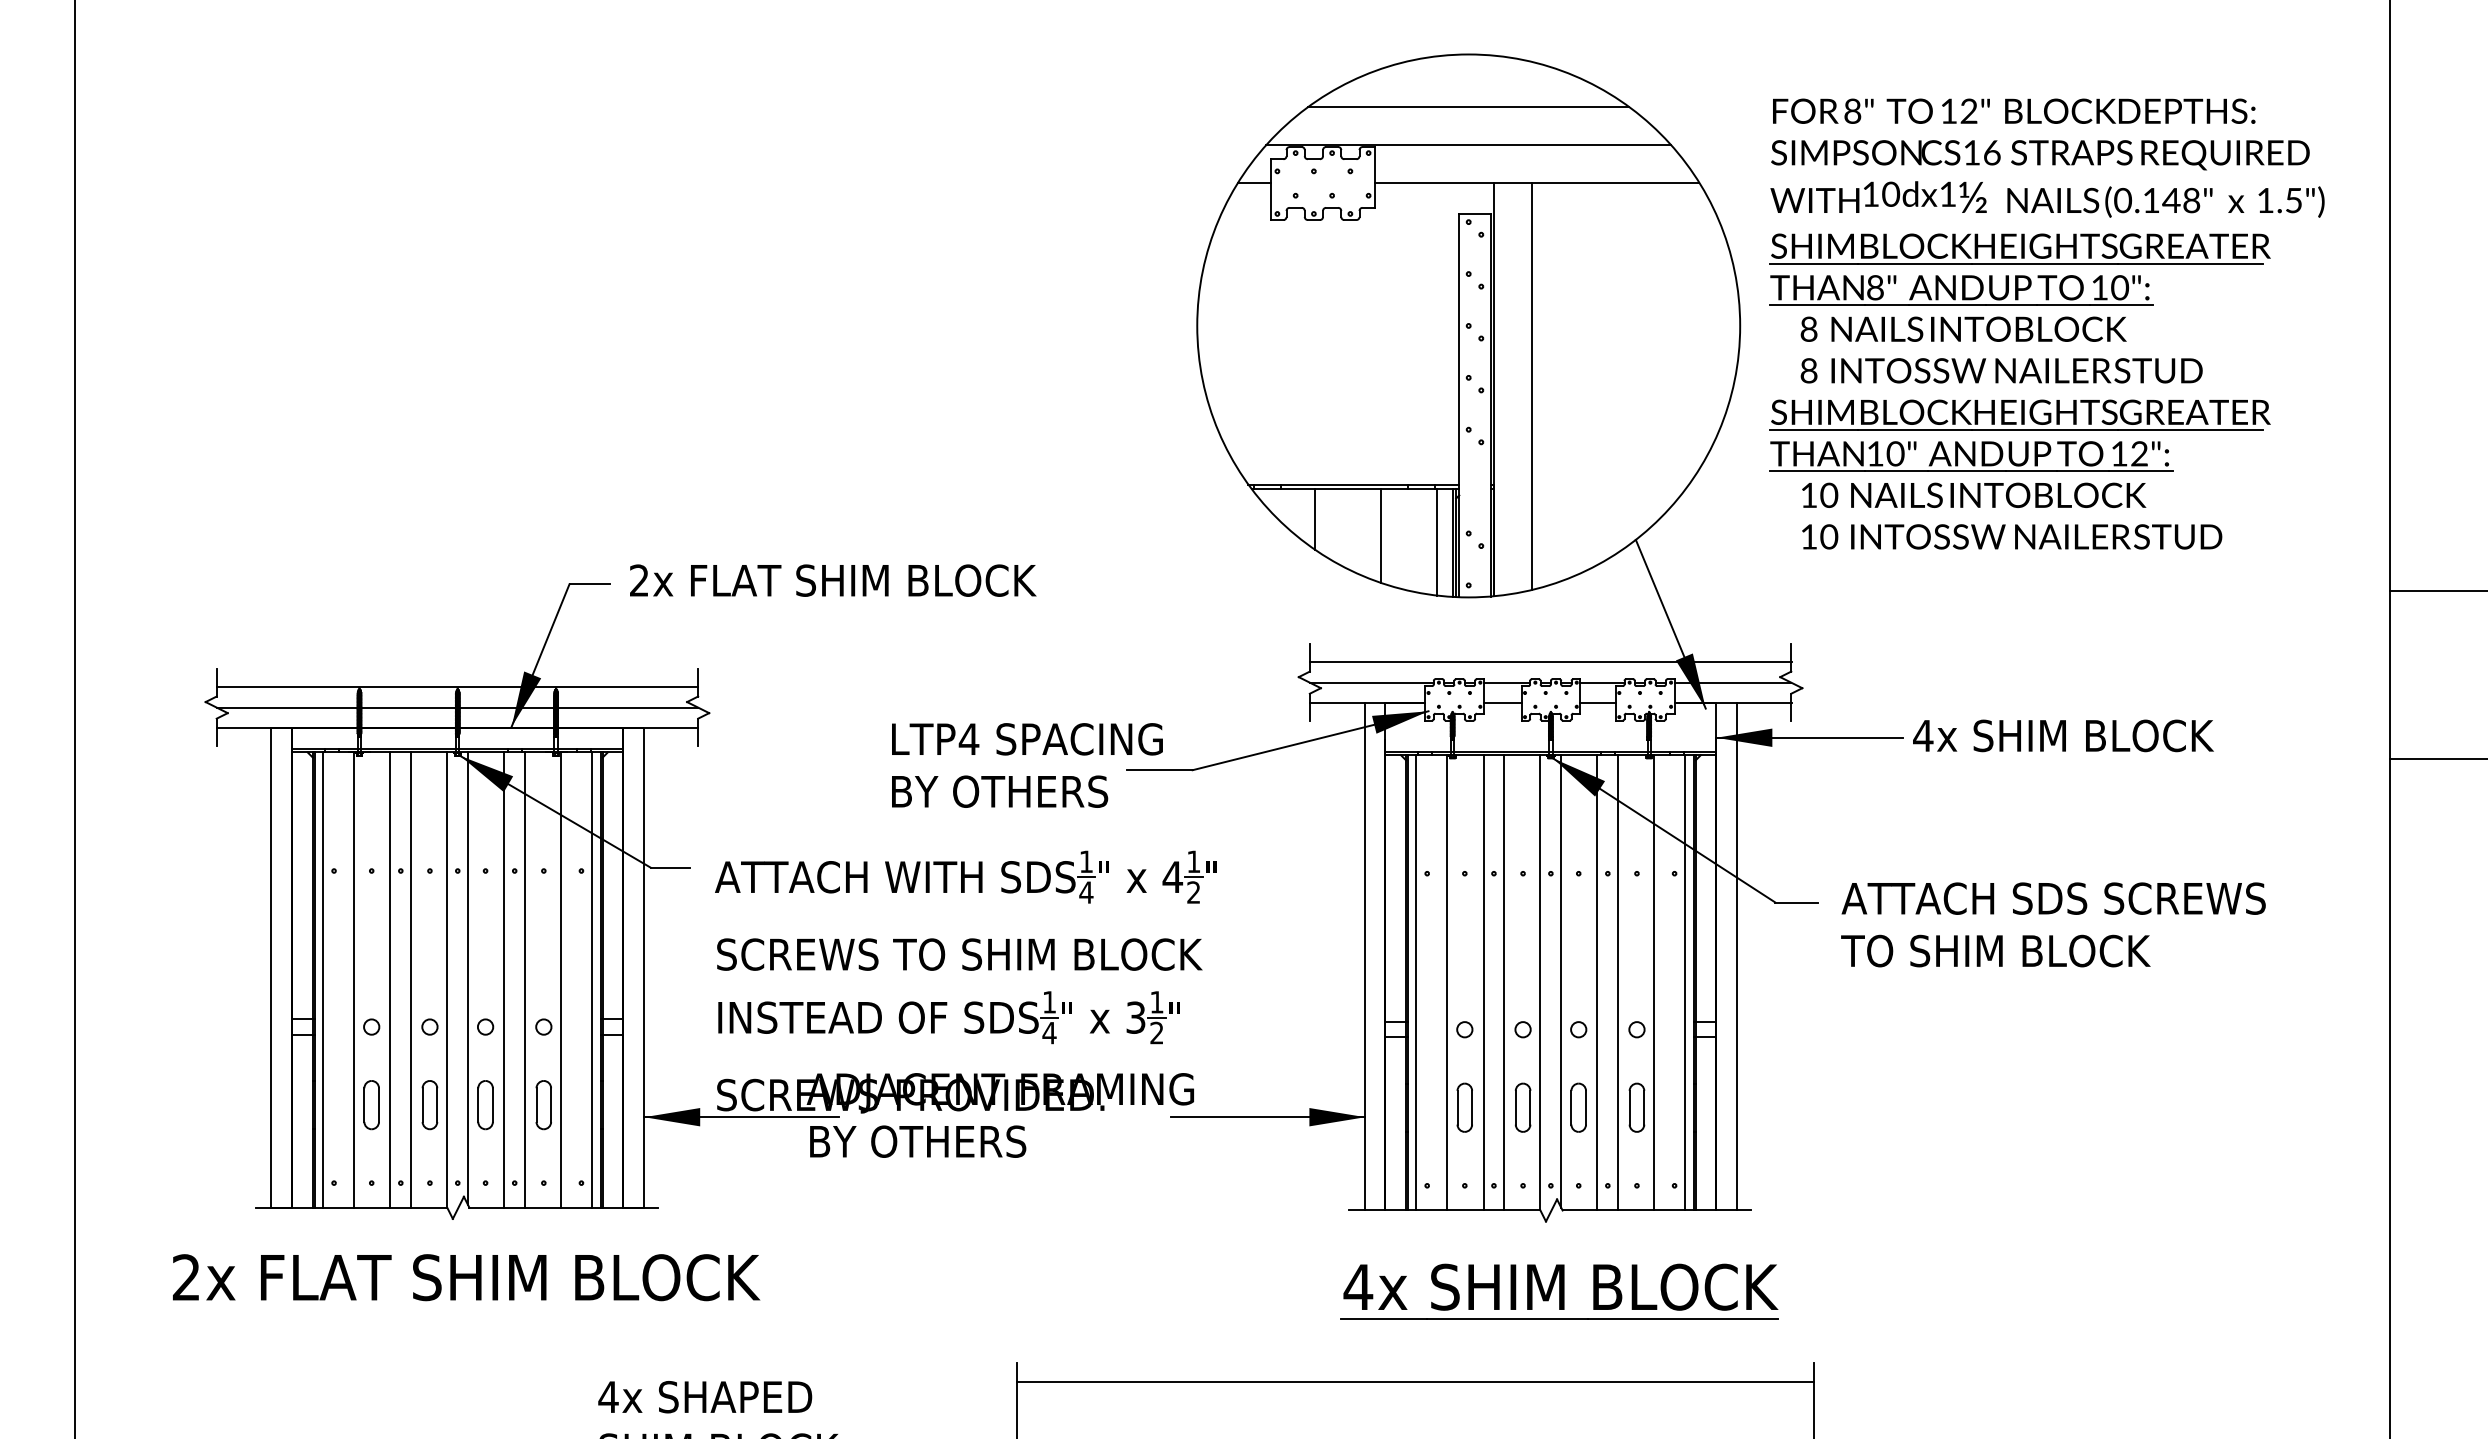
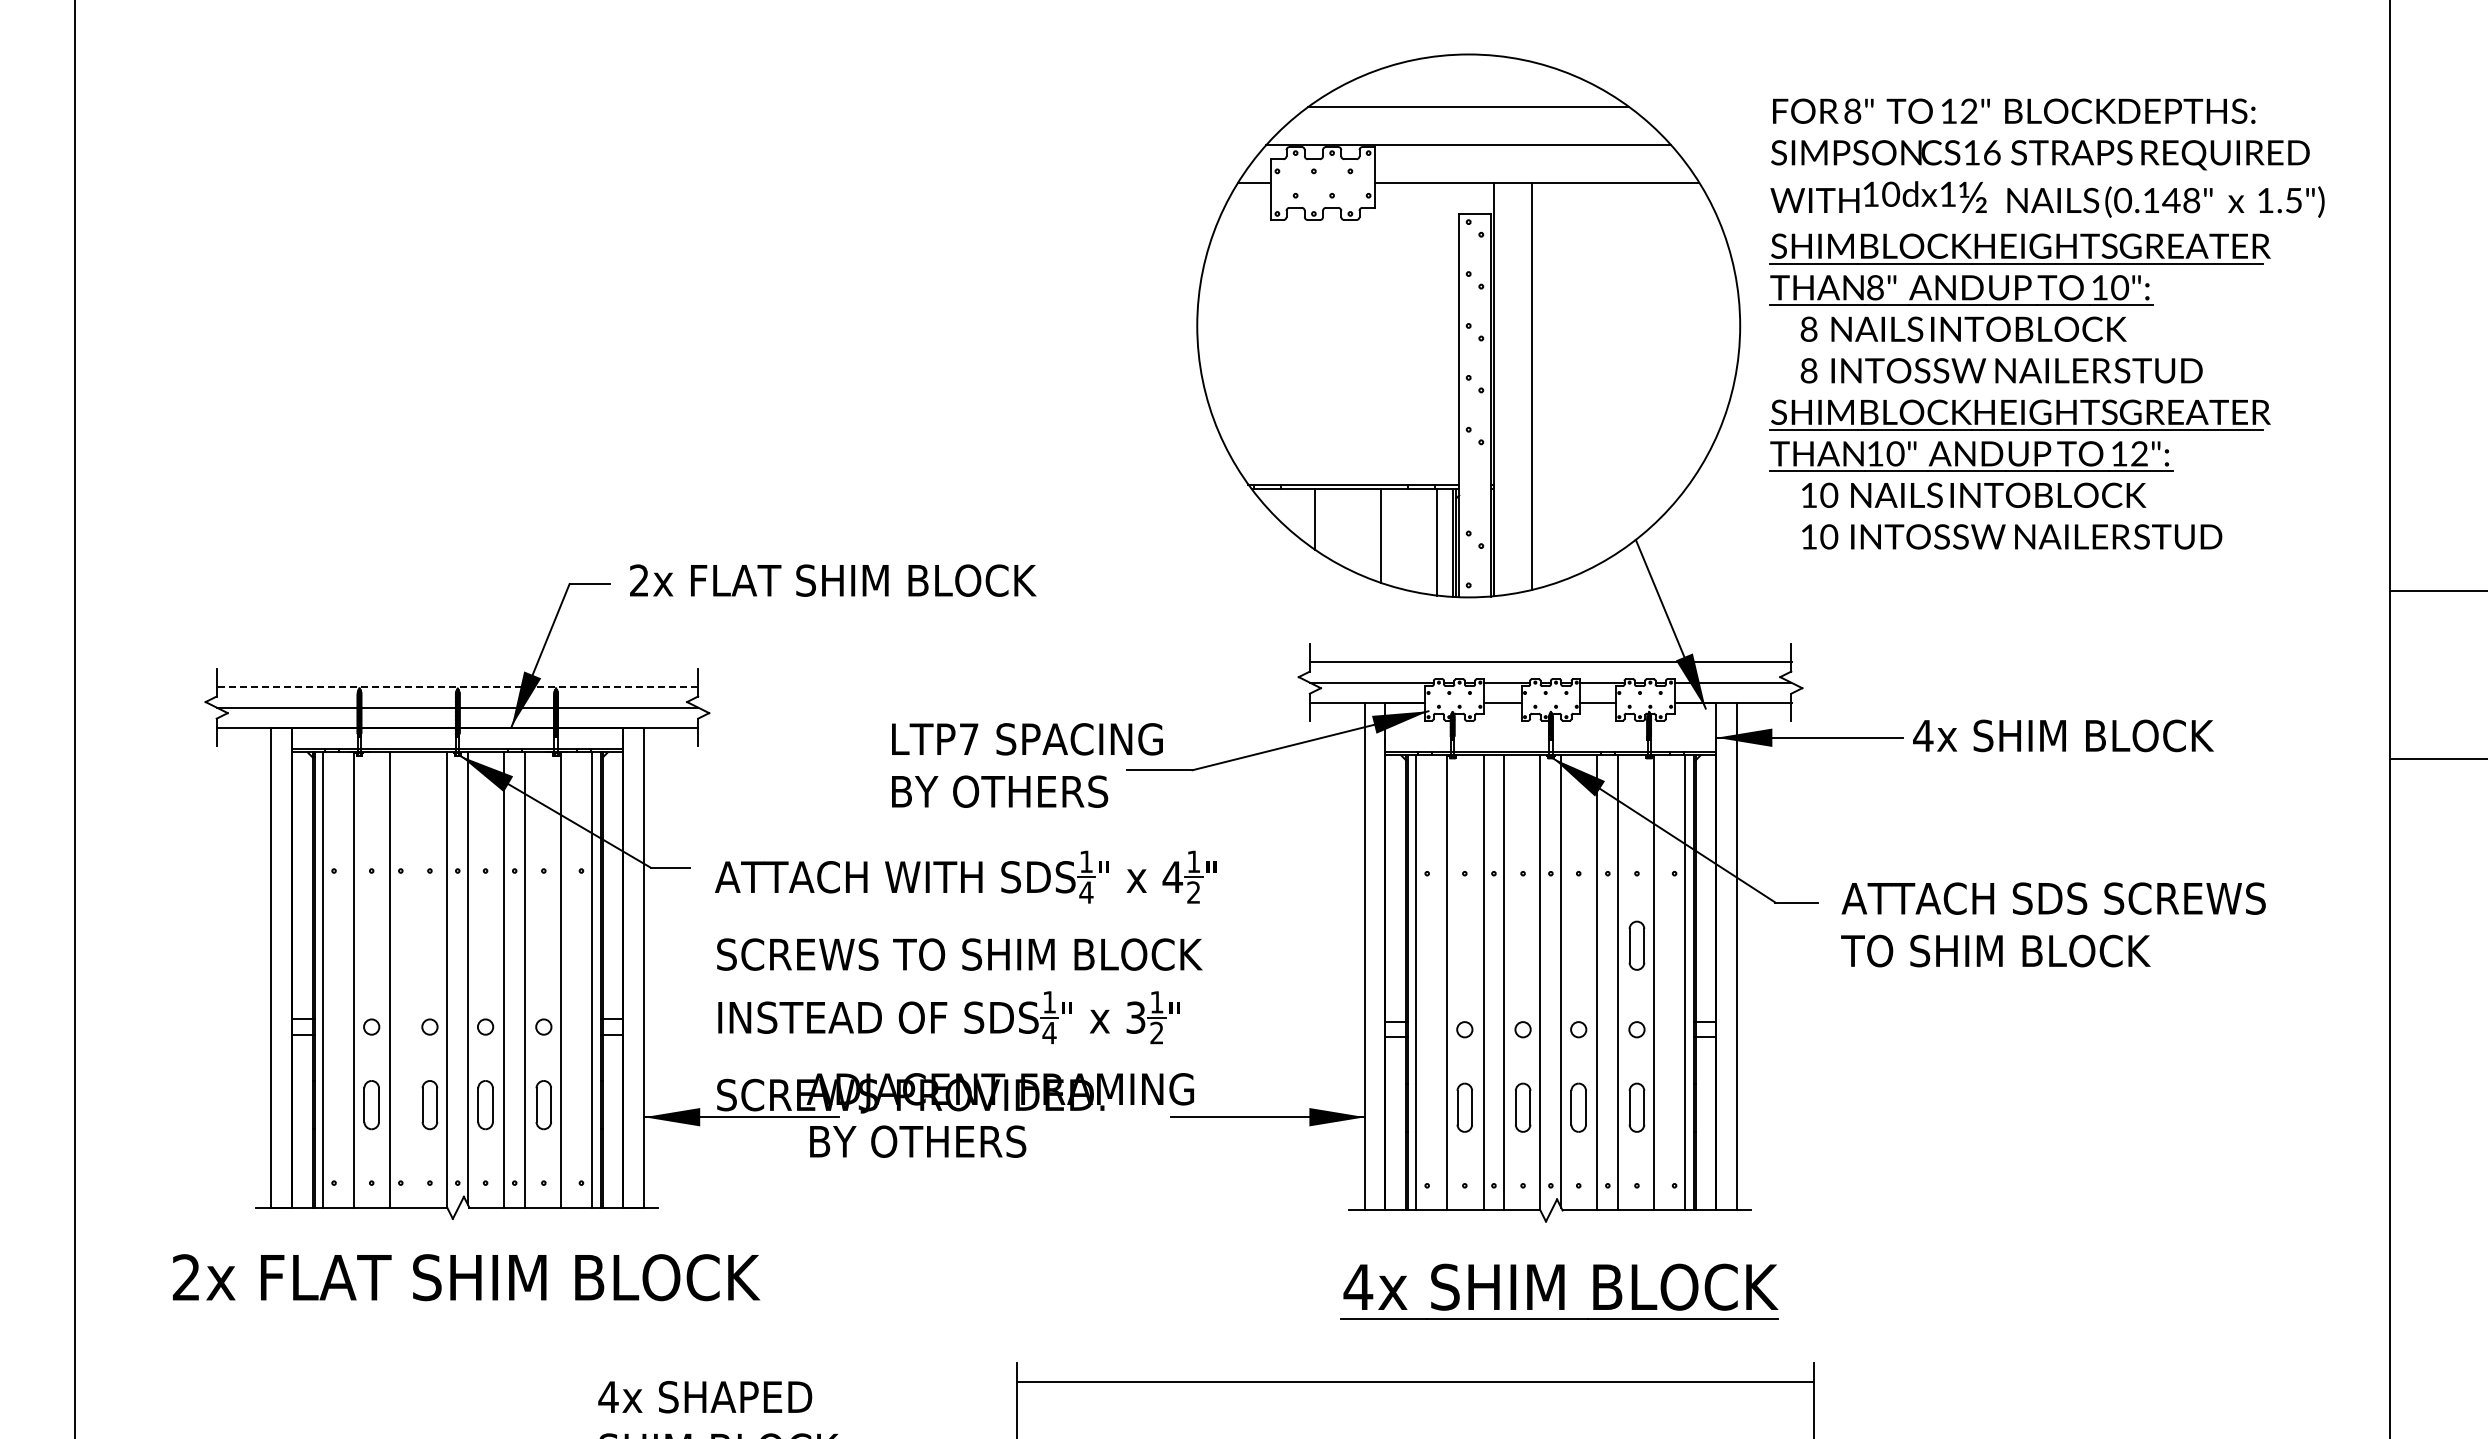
line: solid -> dashed (457, 686)
text: LTP4 -> LTP7 (968, 738)
part: none -> present (1636, 945)
line: present -> none (411, 979)
